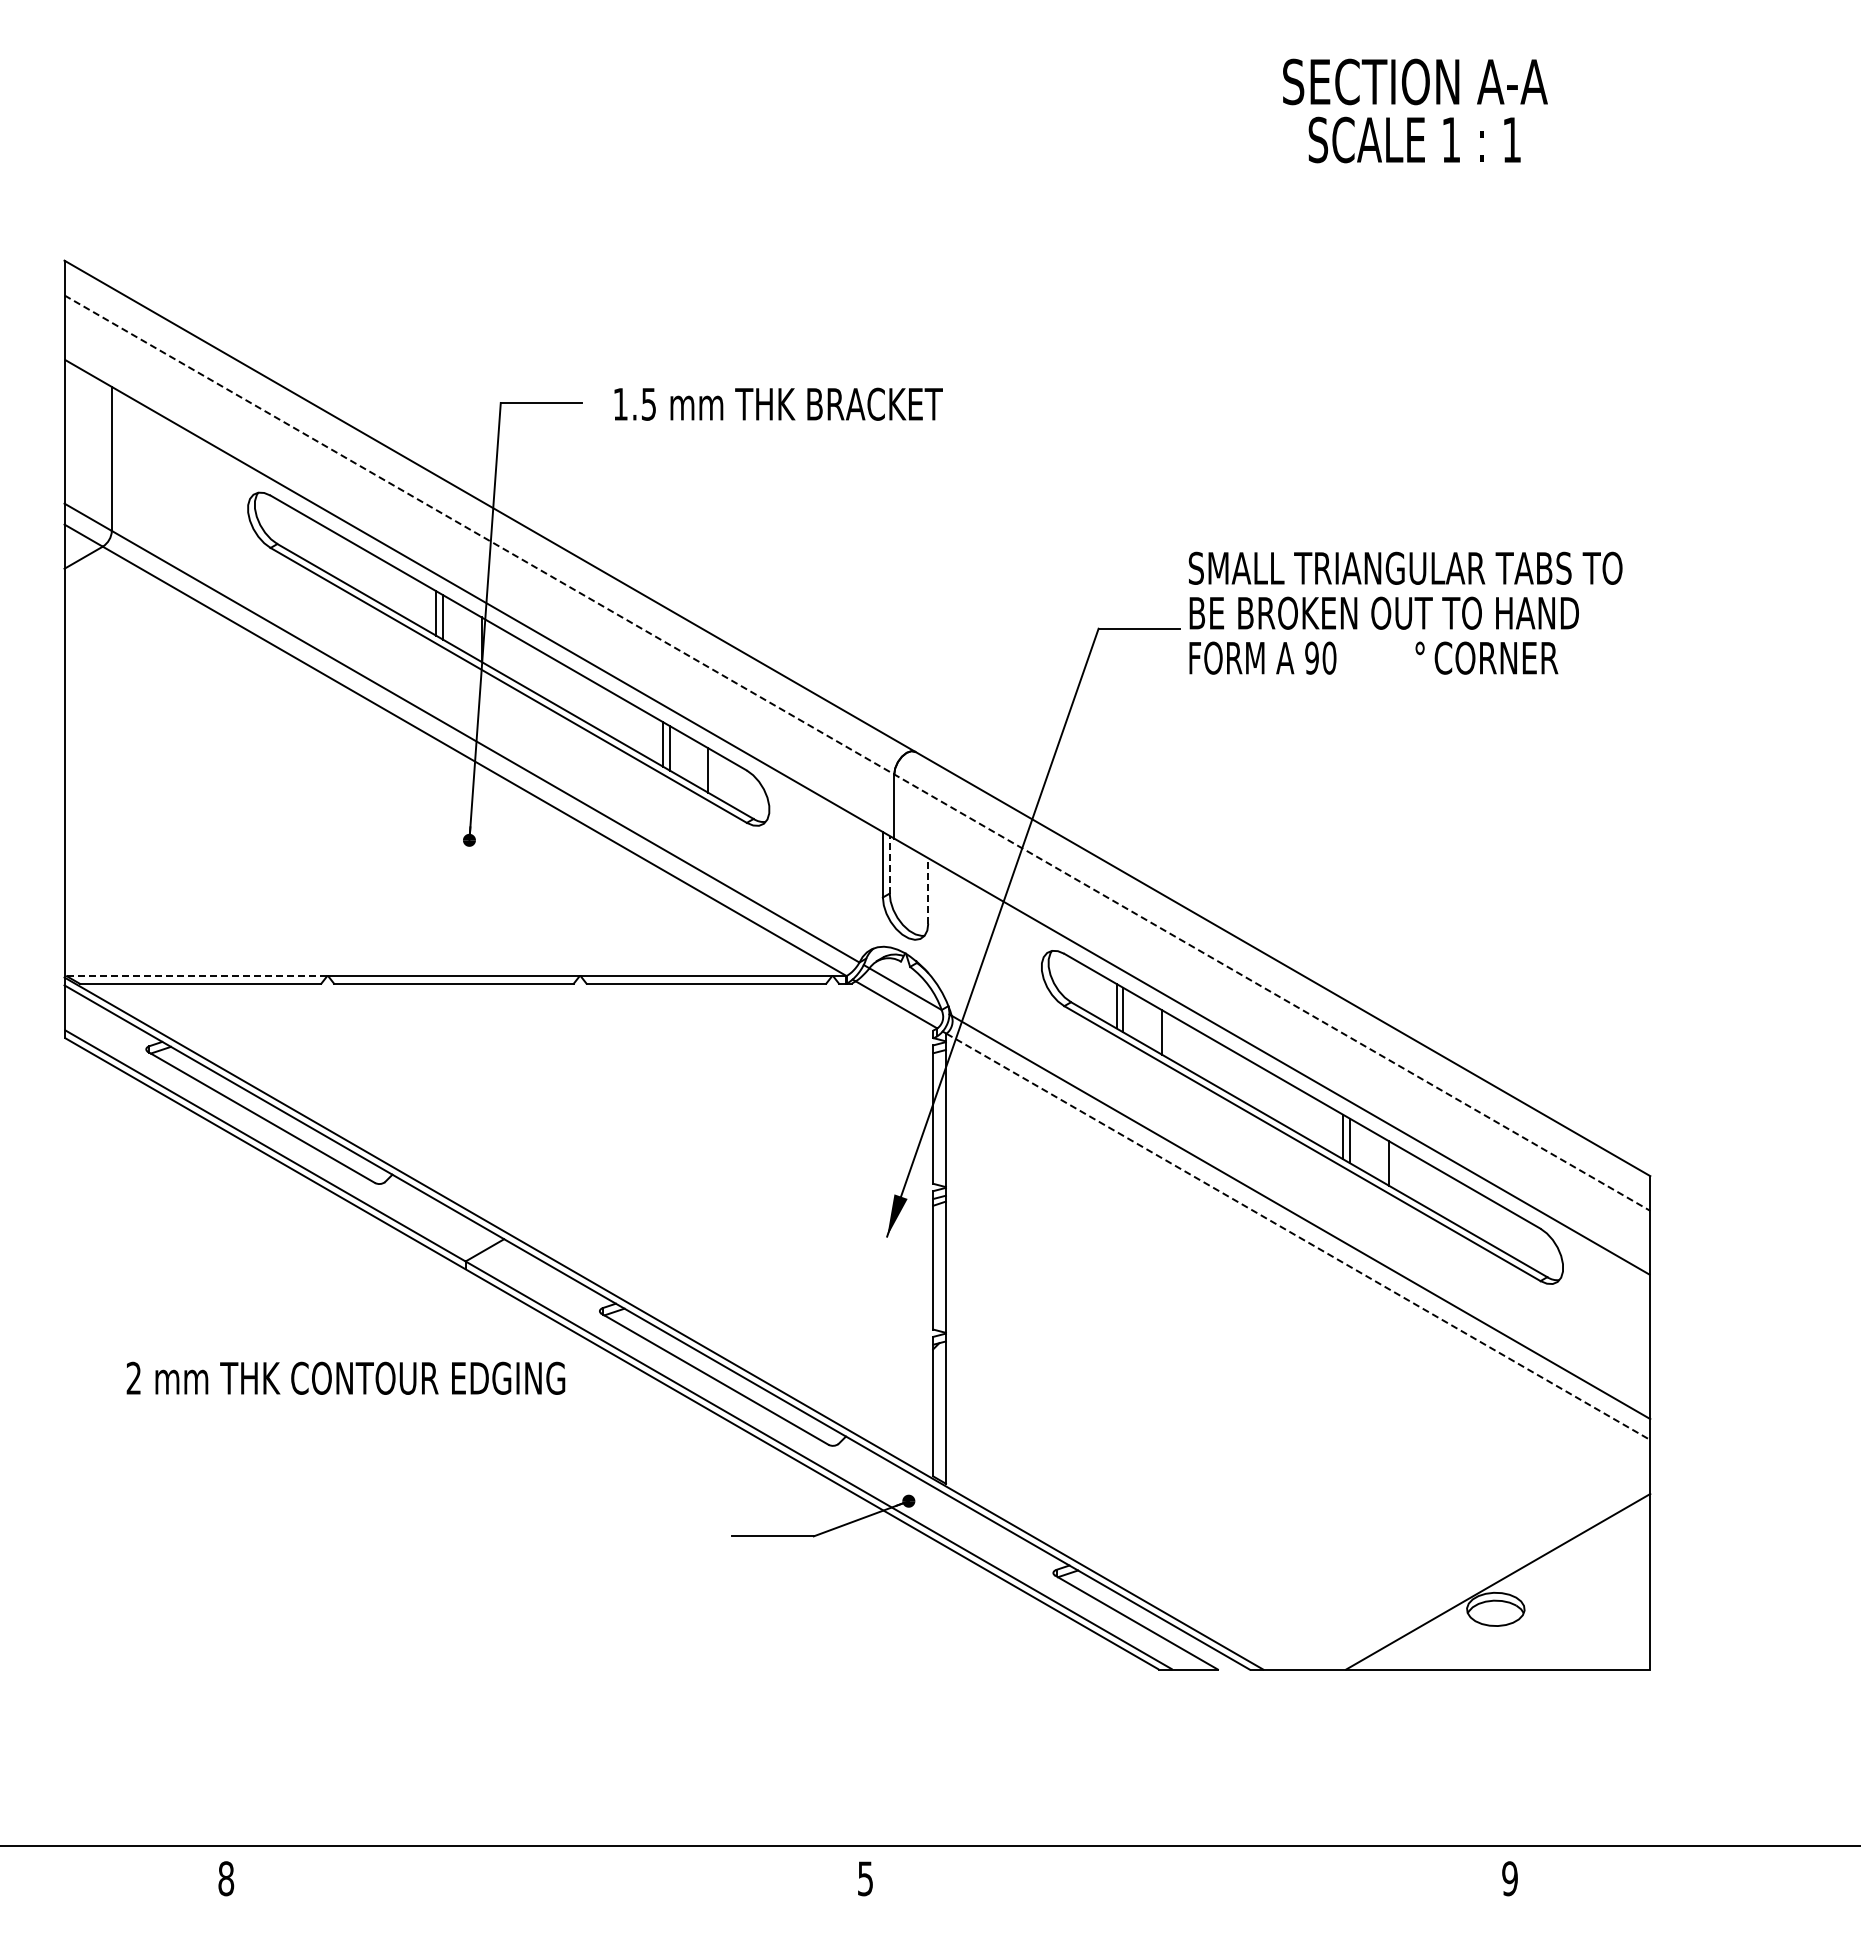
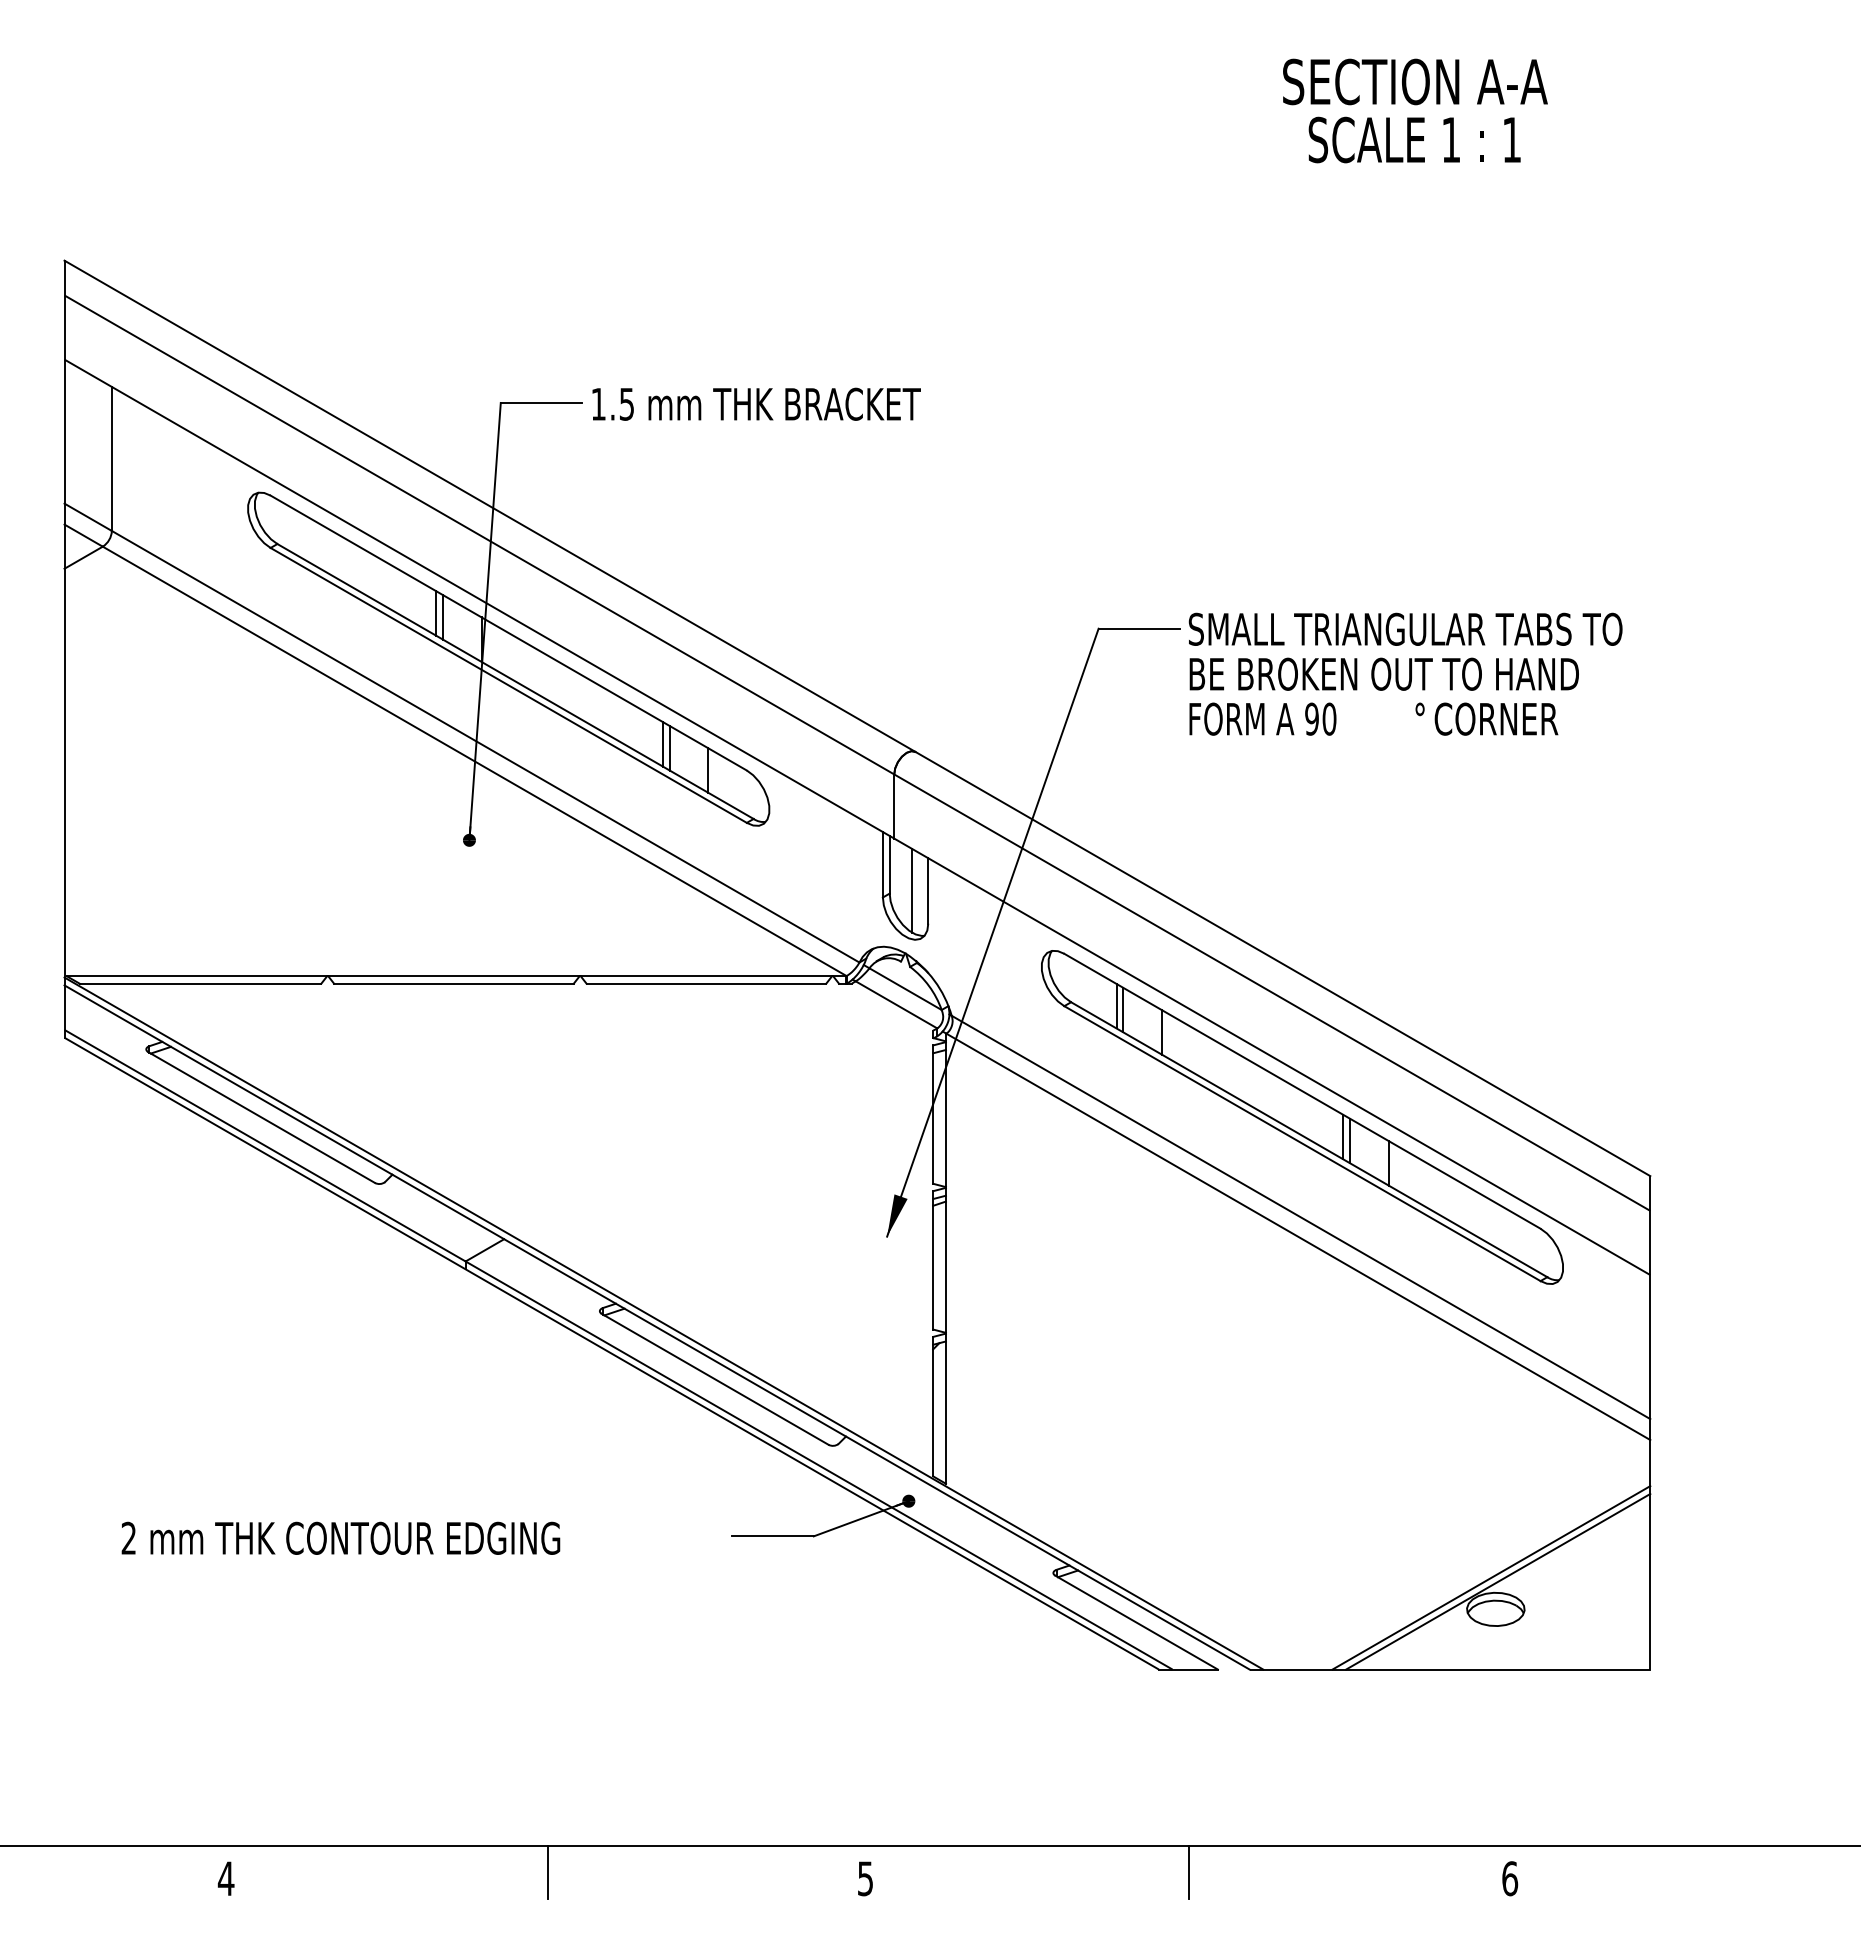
text position: (778, 403) -> (756, 403) (756, 403)
text position: (1405, 612) -> (1405, 673) (1405, 673)
line: dashed -> solid (857, 753)
line: dashed -> solid (889, 864)
line: none -> present (912, 890)
line: dashed -> solid (928, 890)
line: dashed -> solid (196, 976)
line: dashed -> solid (1298, 1237)
text position: (345, 1377) -> (340, 1537) (340, 1537)
line: none -> present (1491, 1577)
line: none -> present (548, 1872)
line: none -> present (1189, 1872)
text: 8 -> 4 (225, 1878)
text: 9 -> 6 (1510, 1878)
